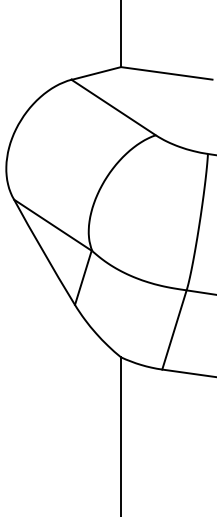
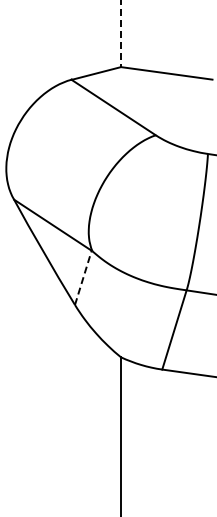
line: solid -> dashed (121, 34)
line: solid -> dashed (83, 277)
